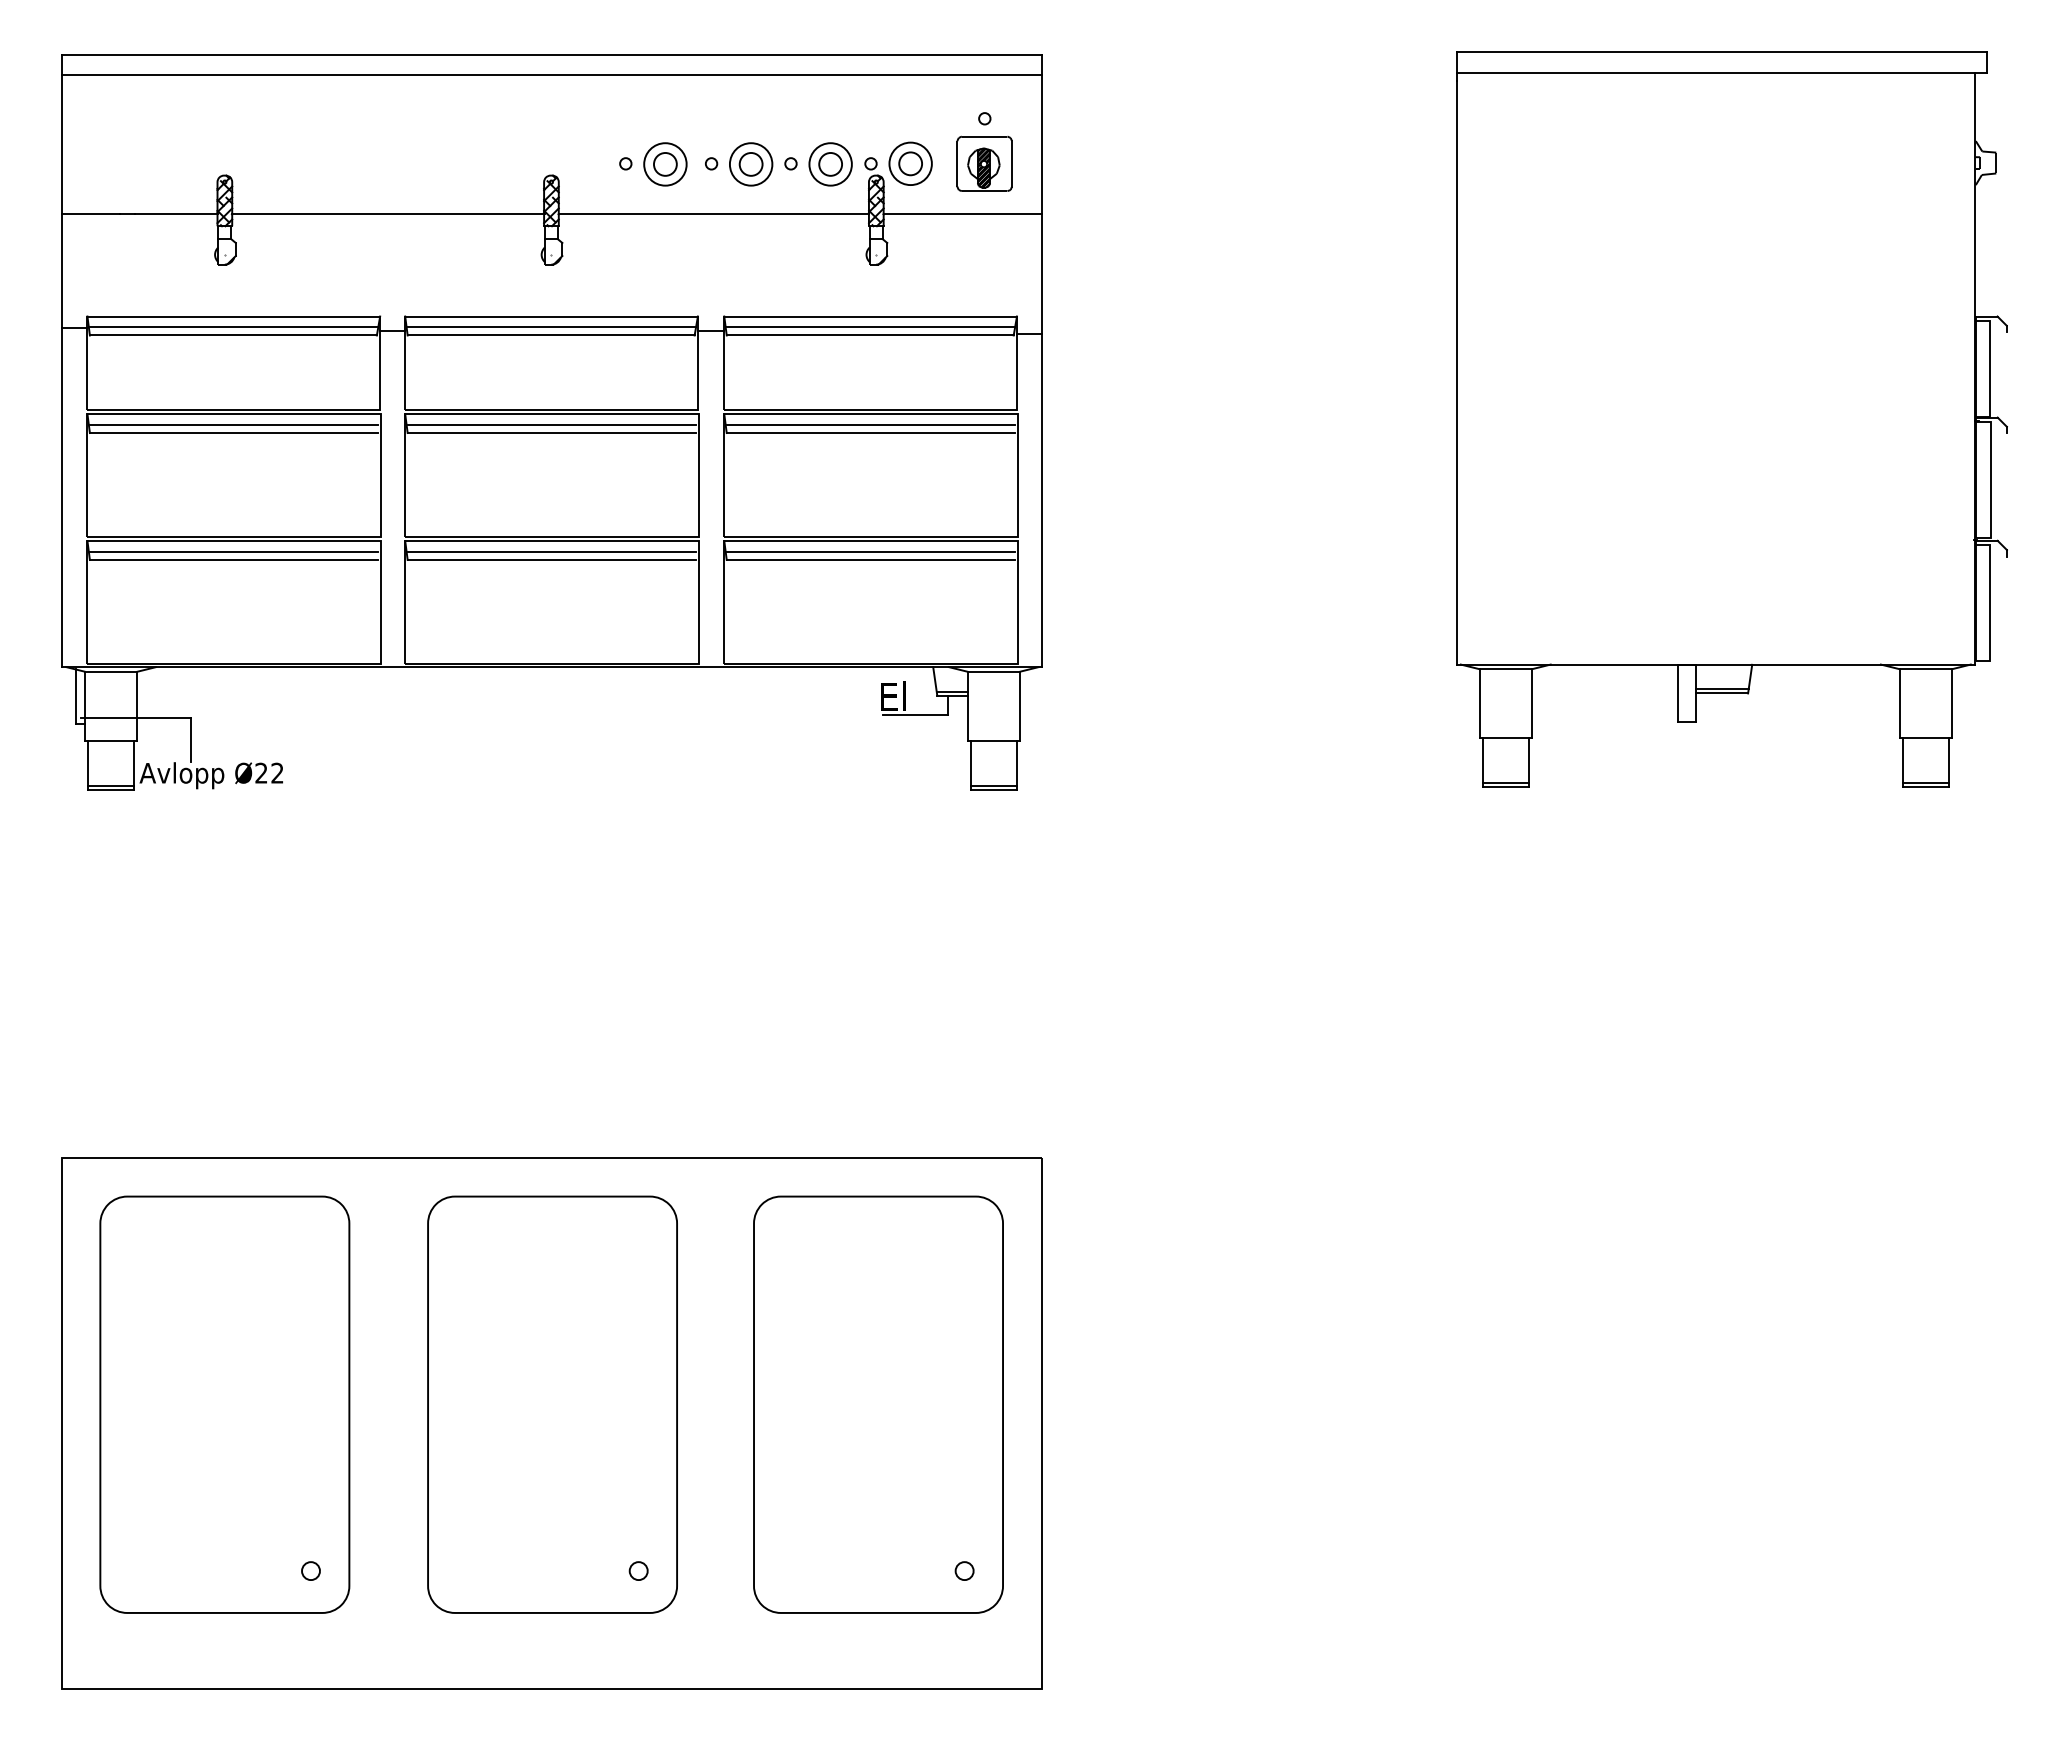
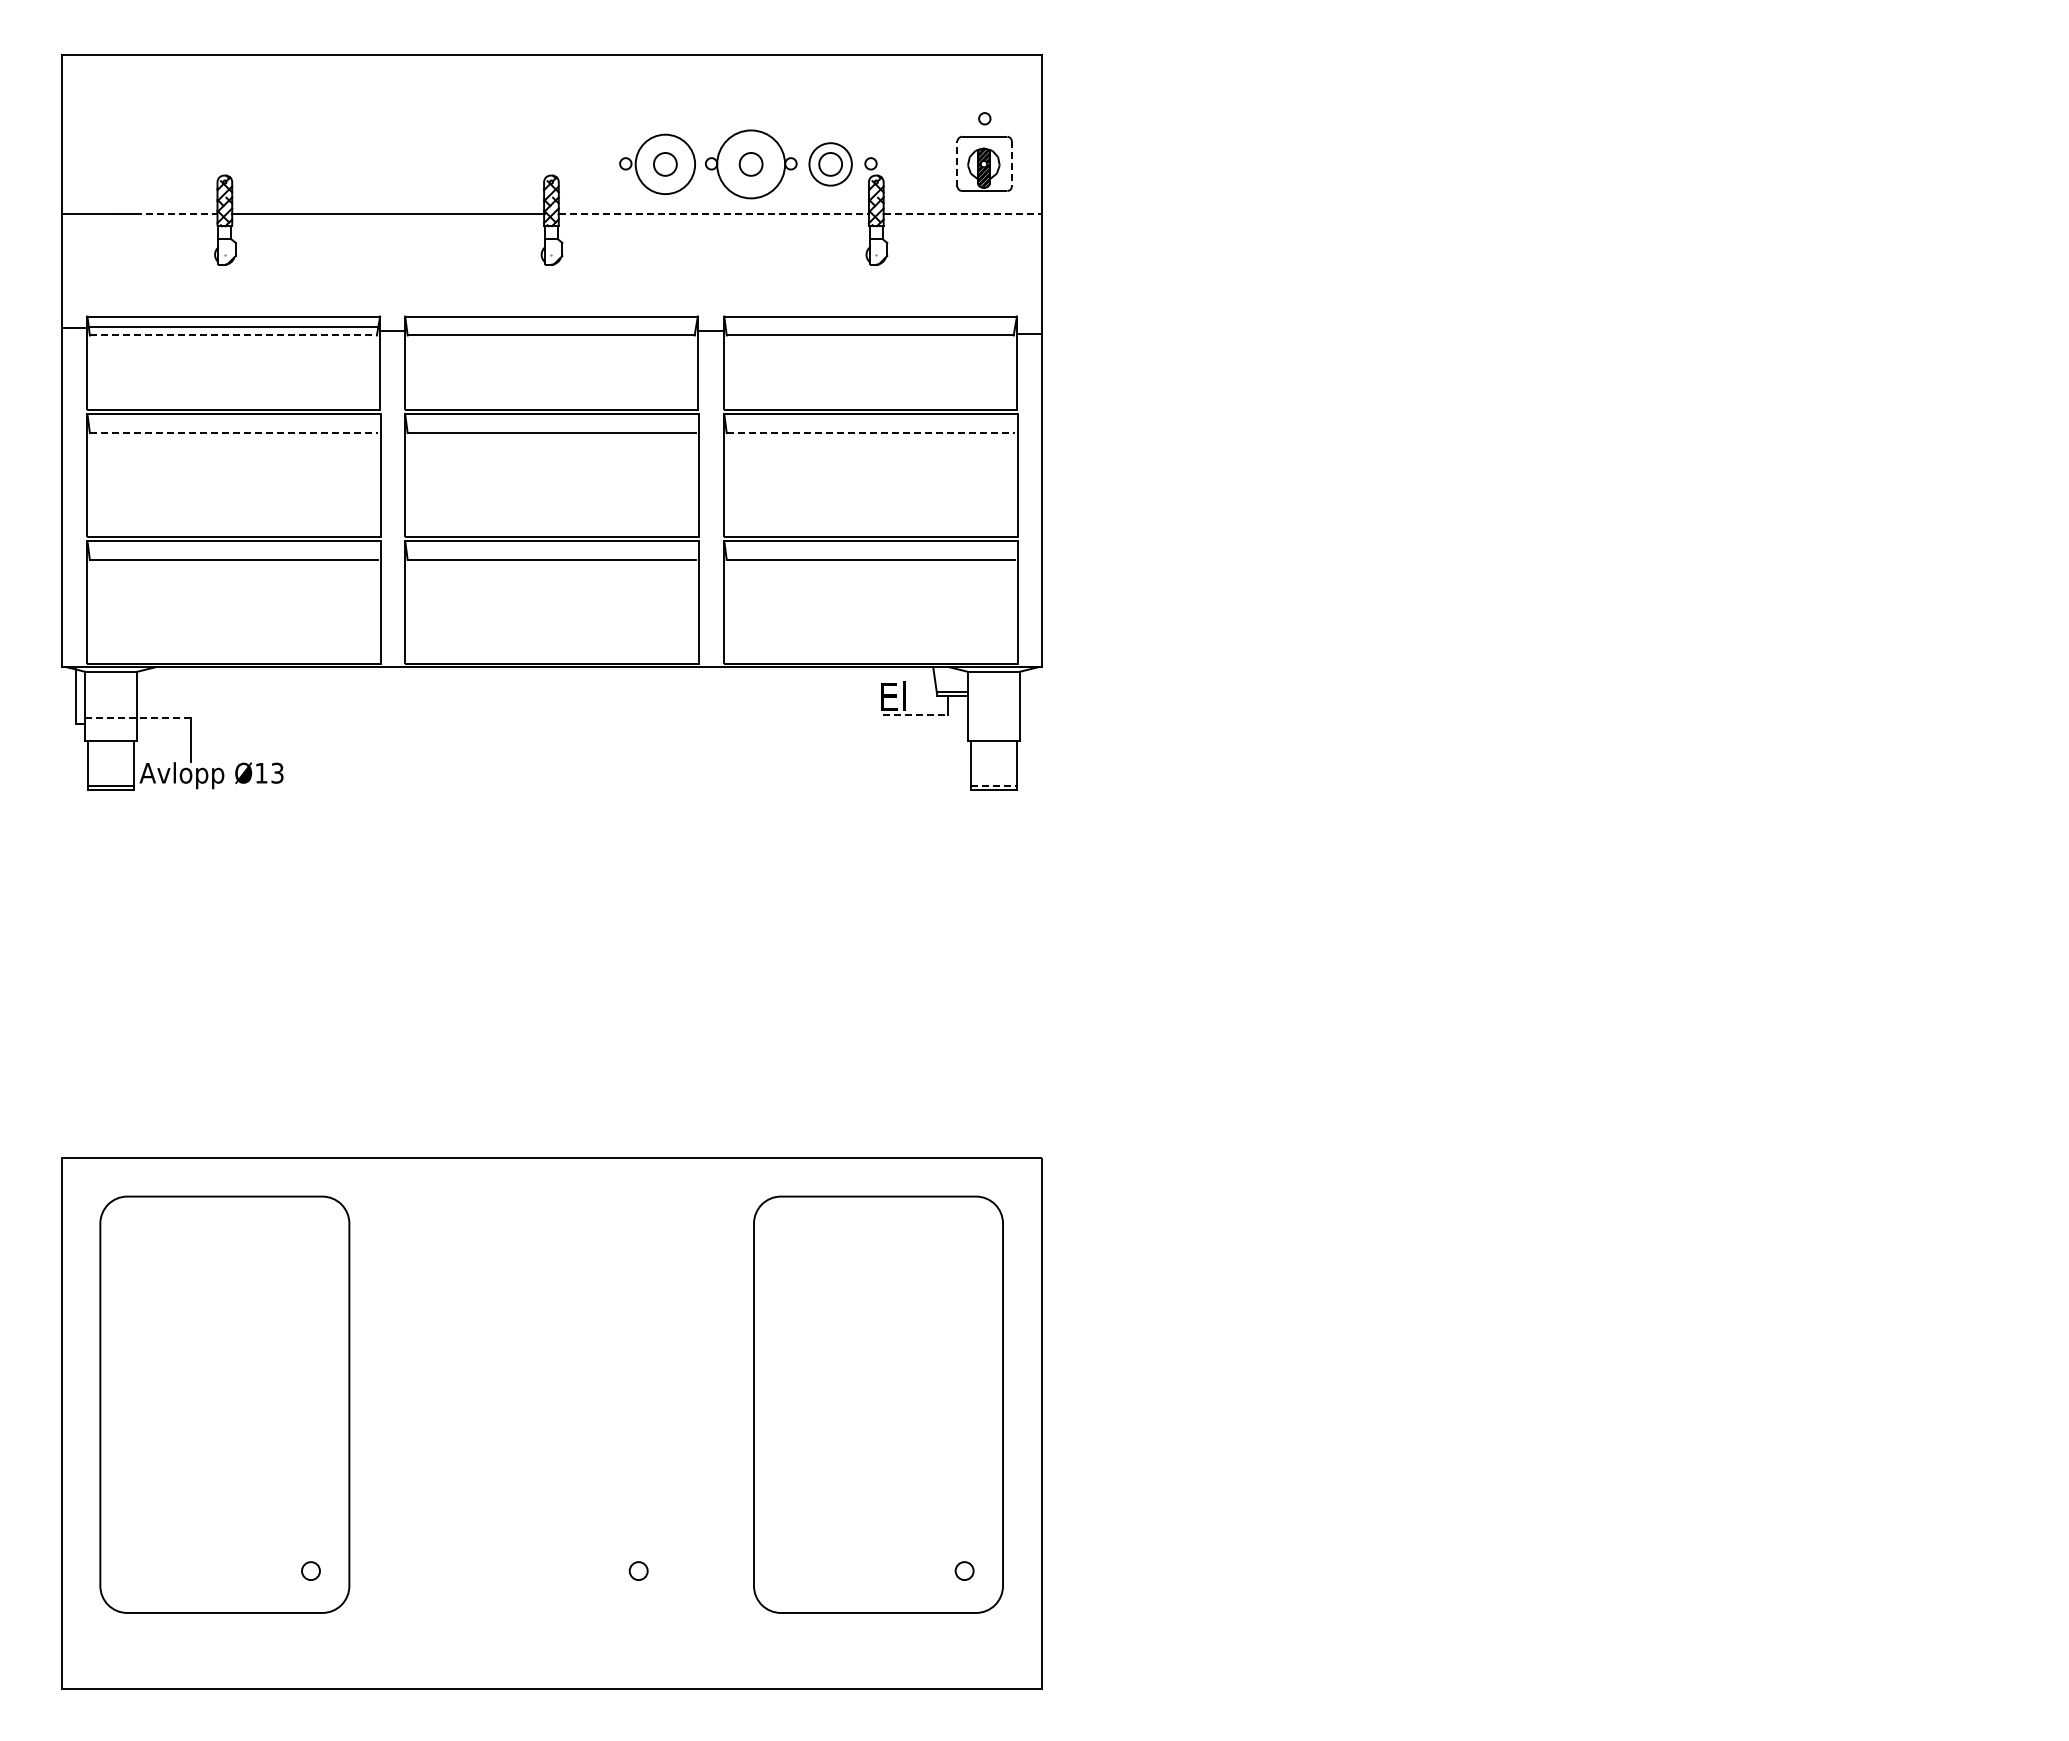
line: present -> none (551, 75)
part: present -> none (910, 163)
line: solid -> dashed (957, 163)
line: solid -> dashed (1012, 163)
circle diameter: 42 px -> 59 px (665, 164)
circle diameter: 42 px -> 68 px (751, 164)
line: solid -> dashed (176, 213)
line: solid -> dashed (714, 213)
line: solid -> dashed (963, 213)
line: present -> none (551, 327)
line: present -> none (870, 327)
line: solid -> dashed (233, 335)
part: present -> none (1731, 419)
line: present -> none (233, 424)
line: present -> none (551, 424)
line: present -> none (870, 424)
line: solid -> dashed (234, 433)
line: solid -> dashed (871, 433)
line: present -> none (233, 551)
line: present -> none (551, 551)
line: present -> none (870, 551)
line: solid -> dashed (915, 715)
line: solid -> dashed (135, 718)
text: Ø22 -> Ø13 (269, 772)
line: solid -> dashed (993, 785)
part: present -> none (552, 1404)
